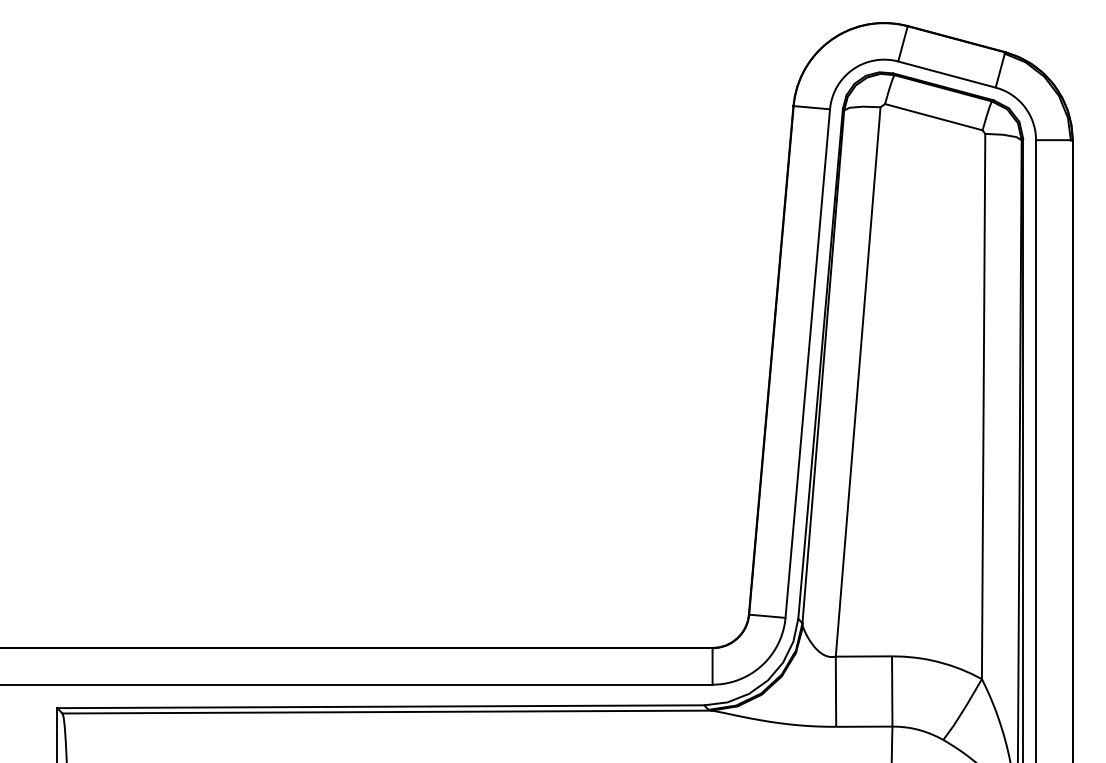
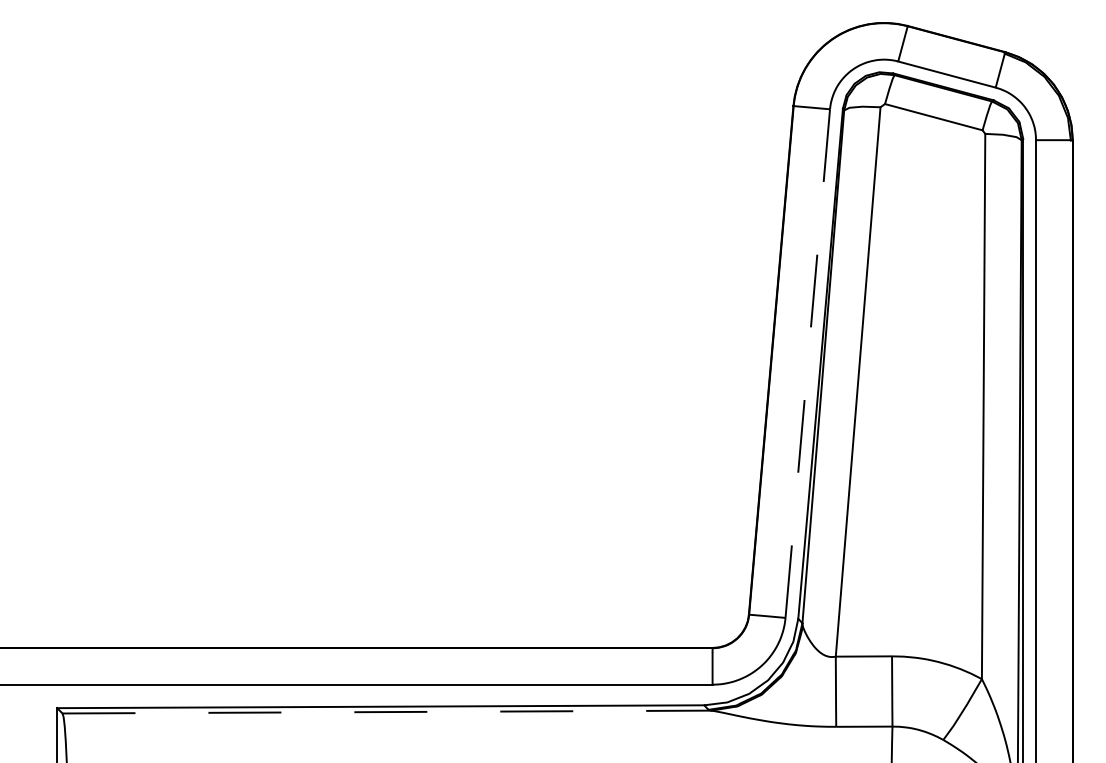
line: solid -> dashed (807, 364)
line: solid -> dashed (387, 712)
